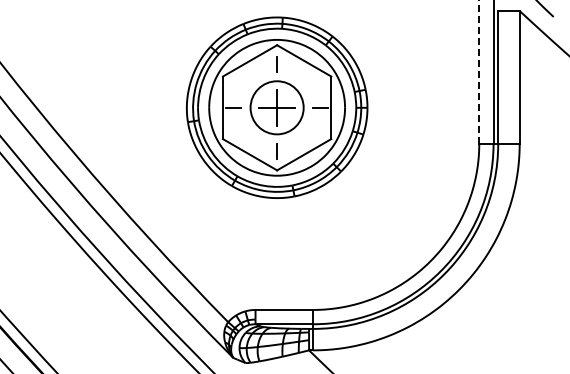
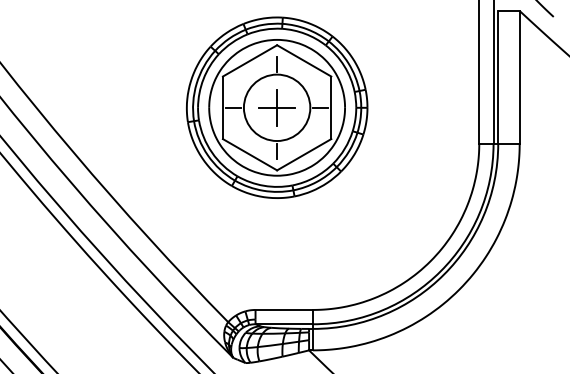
line: dashed -> solid (479, 71)
circle diameter: 53 px -> 66 px (276, 107)
